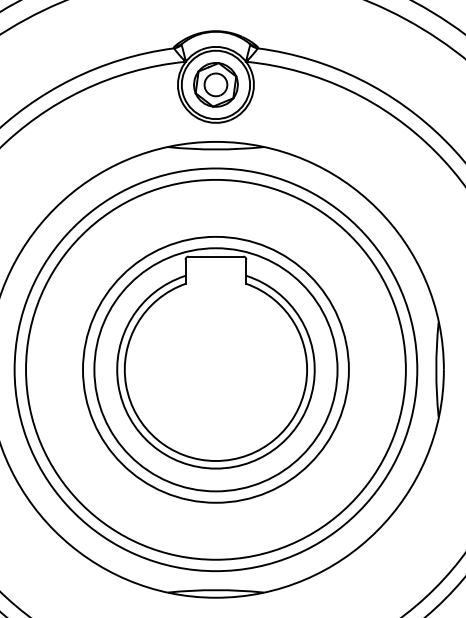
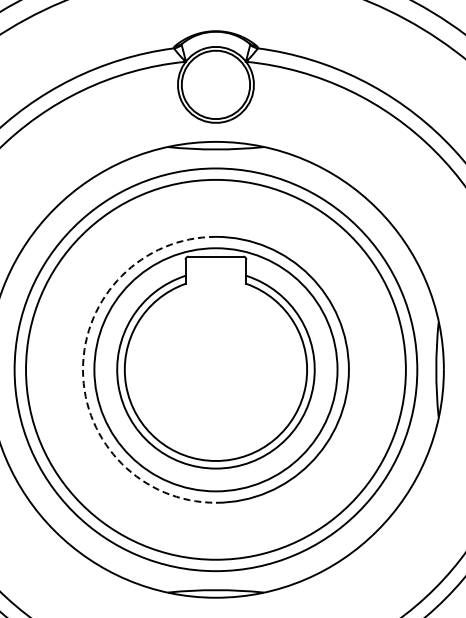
part: present -> none (215, 84)
arc: solid -> dashed (83, 369)
